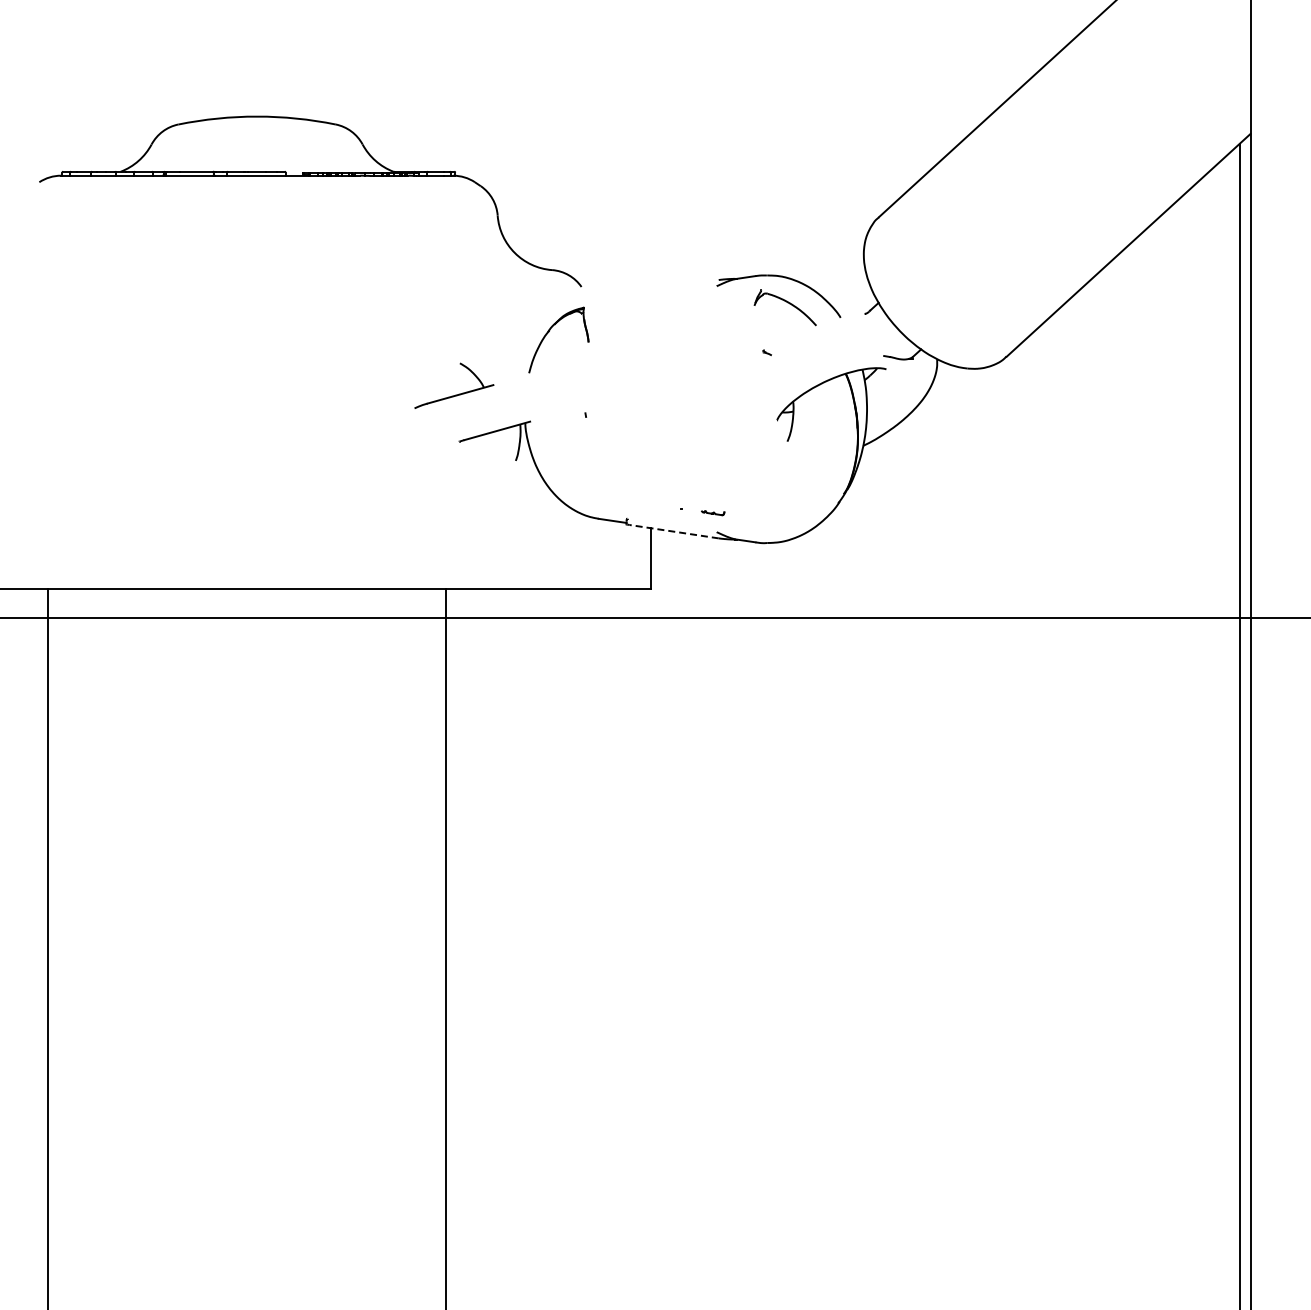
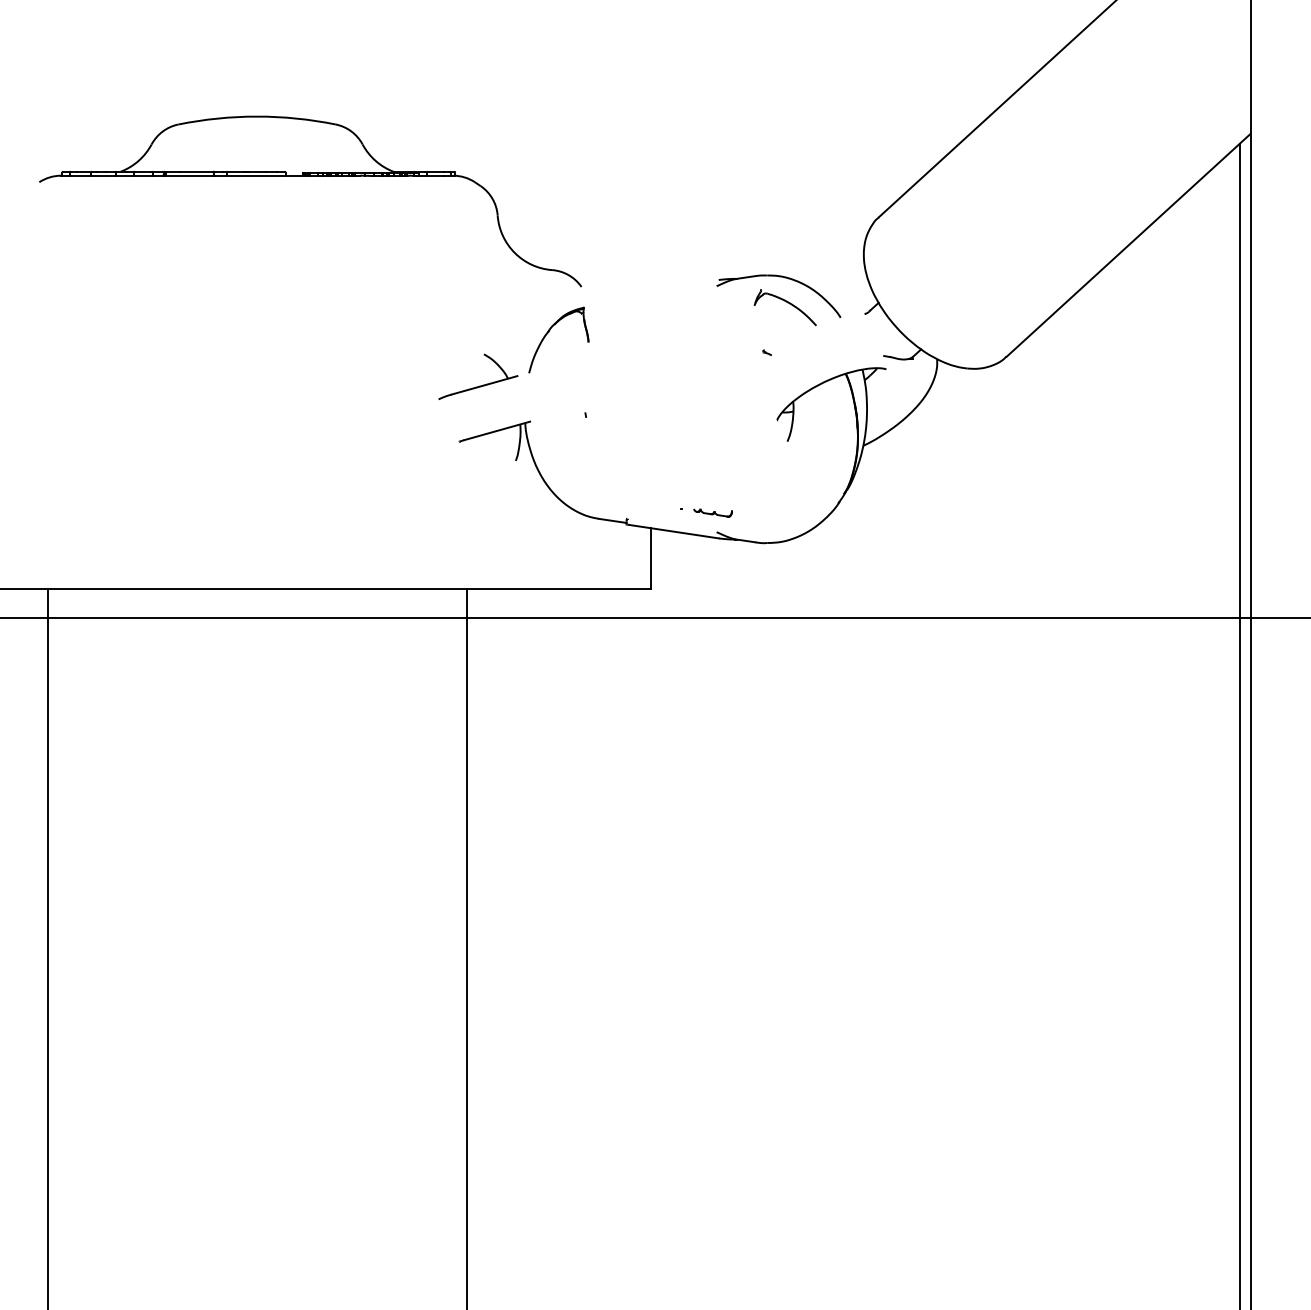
part position: (455, 394) -> (479, 385) (479, 385)
part size: 25x7 px -> 40x10 px (712, 512)
line: dashed -> solid (673, 531)
line position: (445, 947) -> (466, 947) (466, 947)
